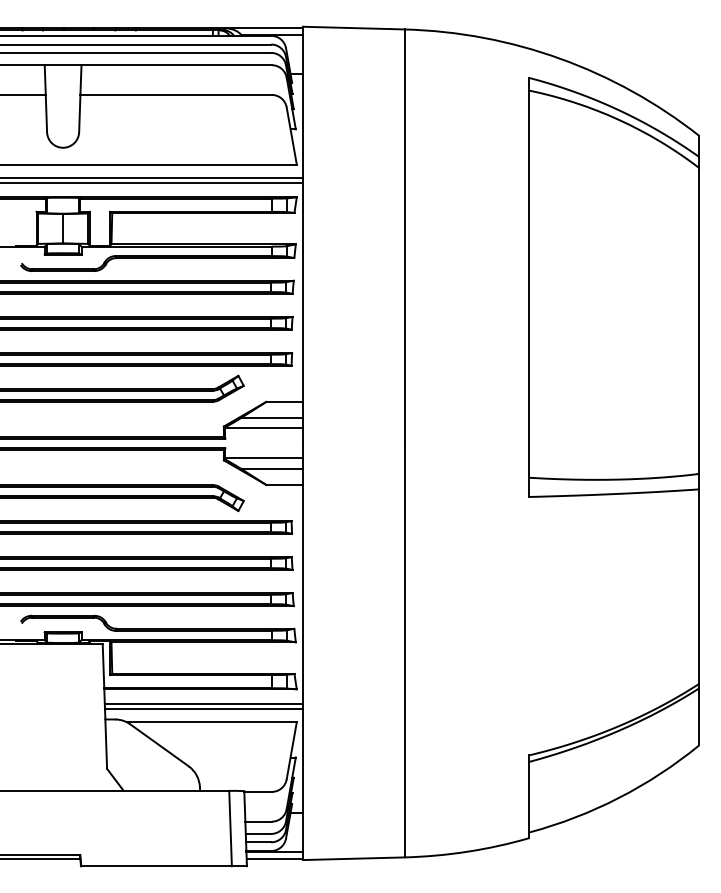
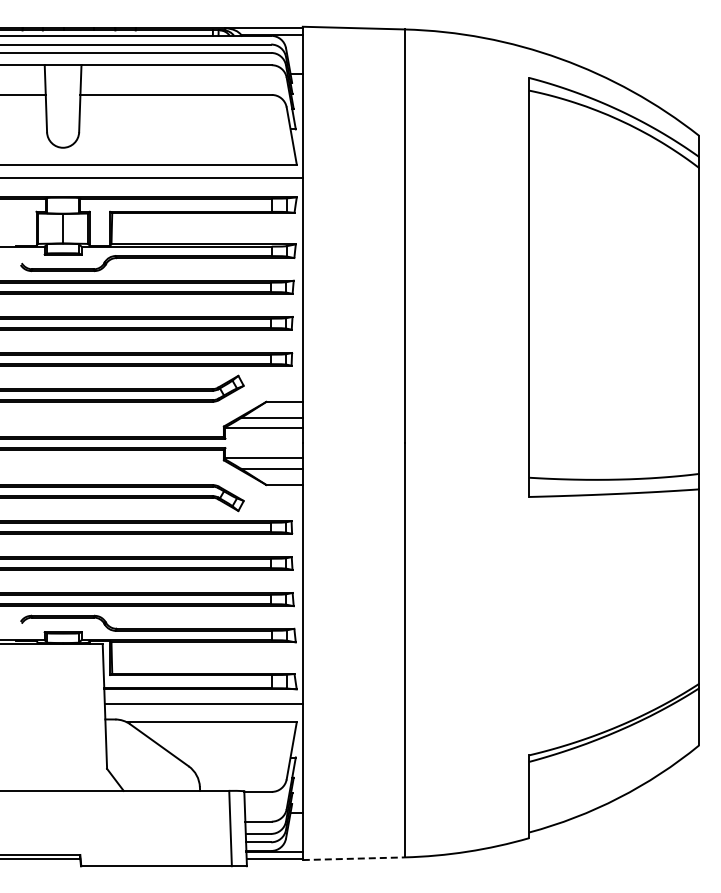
line: present -> none (152, 183)
line: present -> none (203, 709)
line: solid -> dashed (353, 858)
